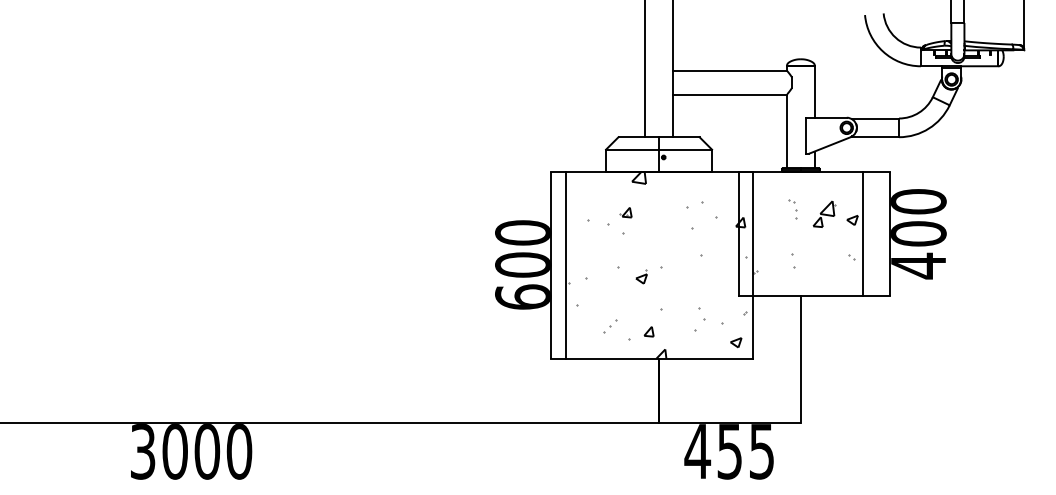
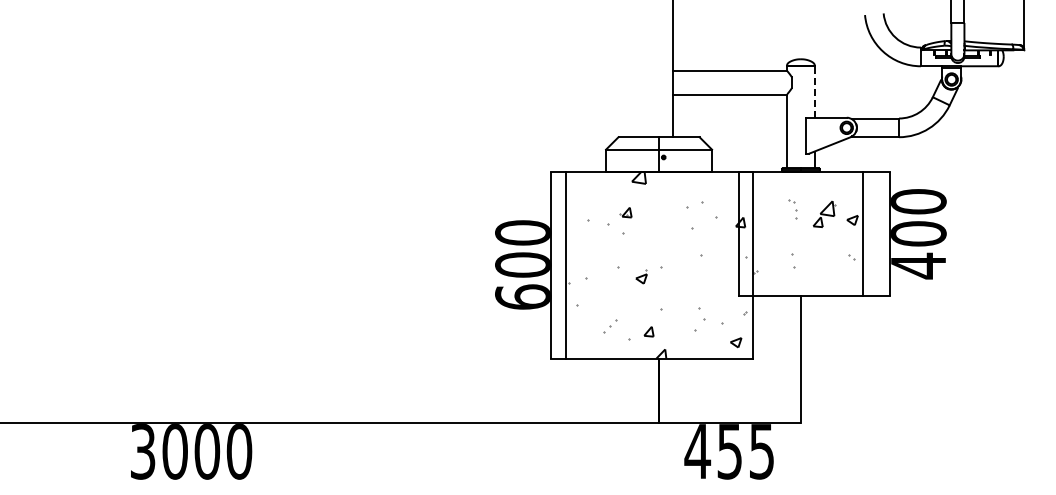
line: present -> none (645, 69)
line: solid -> dashed (814, 91)
